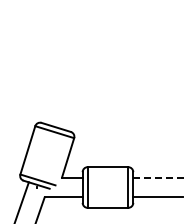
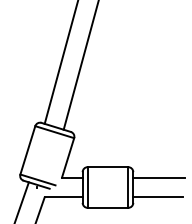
line: none -> present (60, 62)
line: none -> present (80, 65)
line: dashed -> solid (159, 177)
